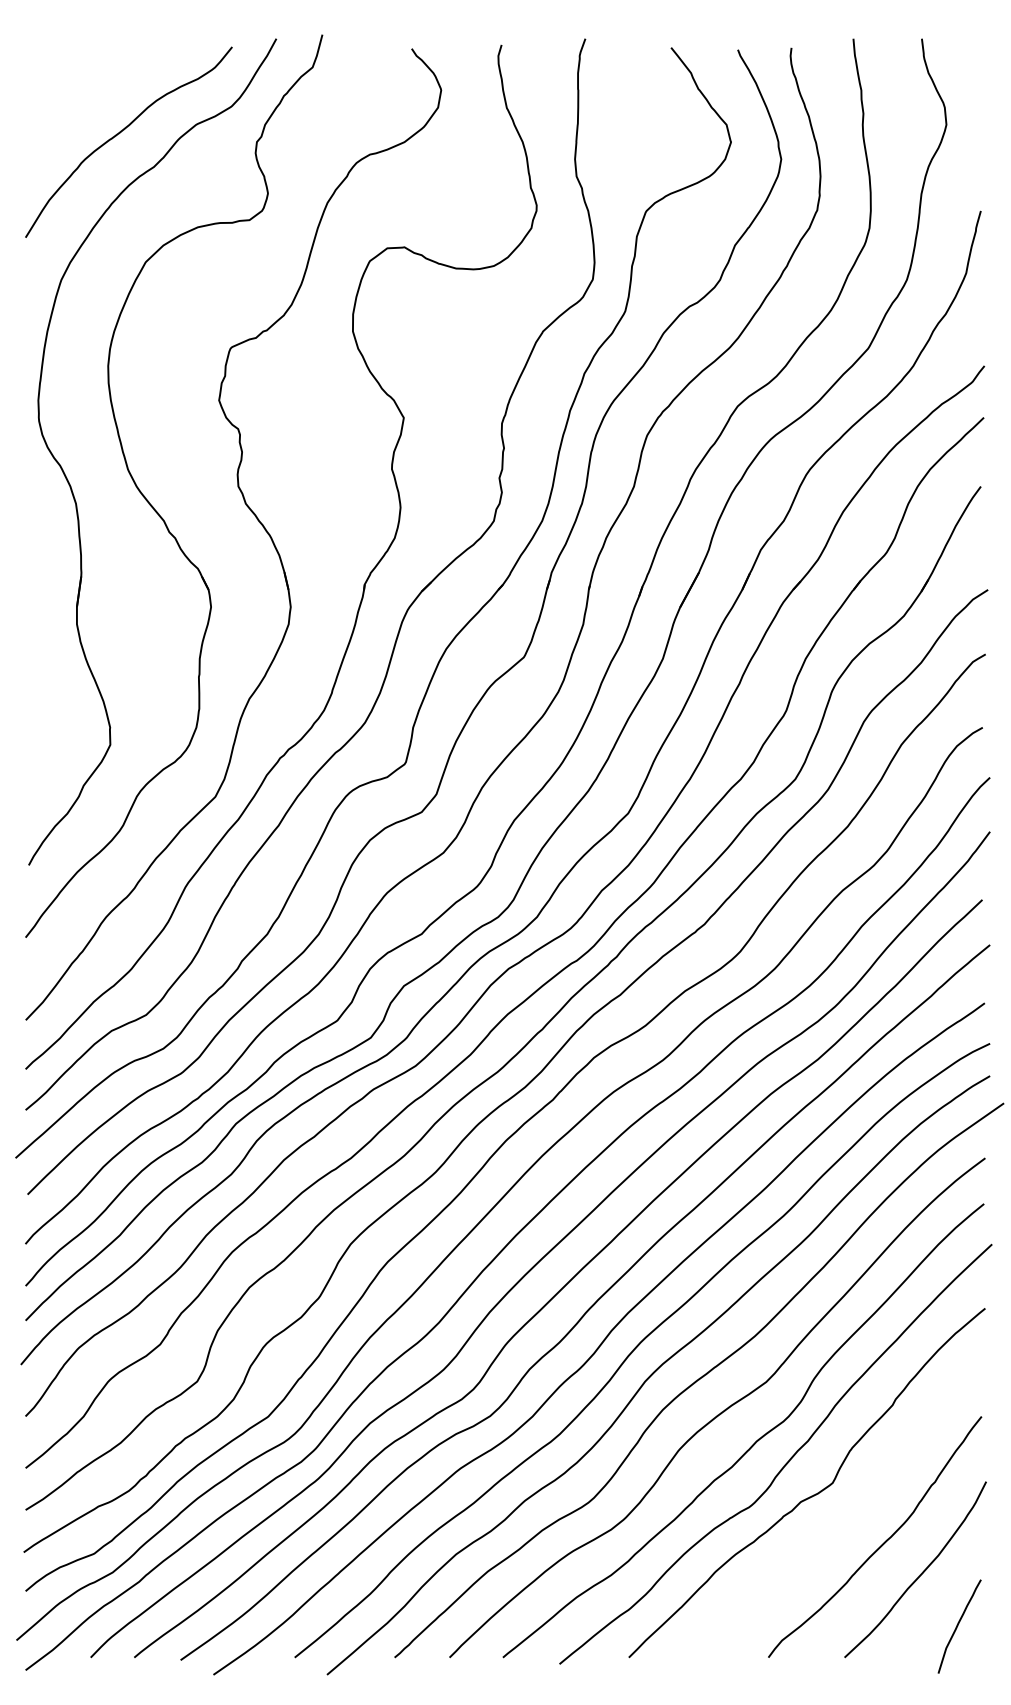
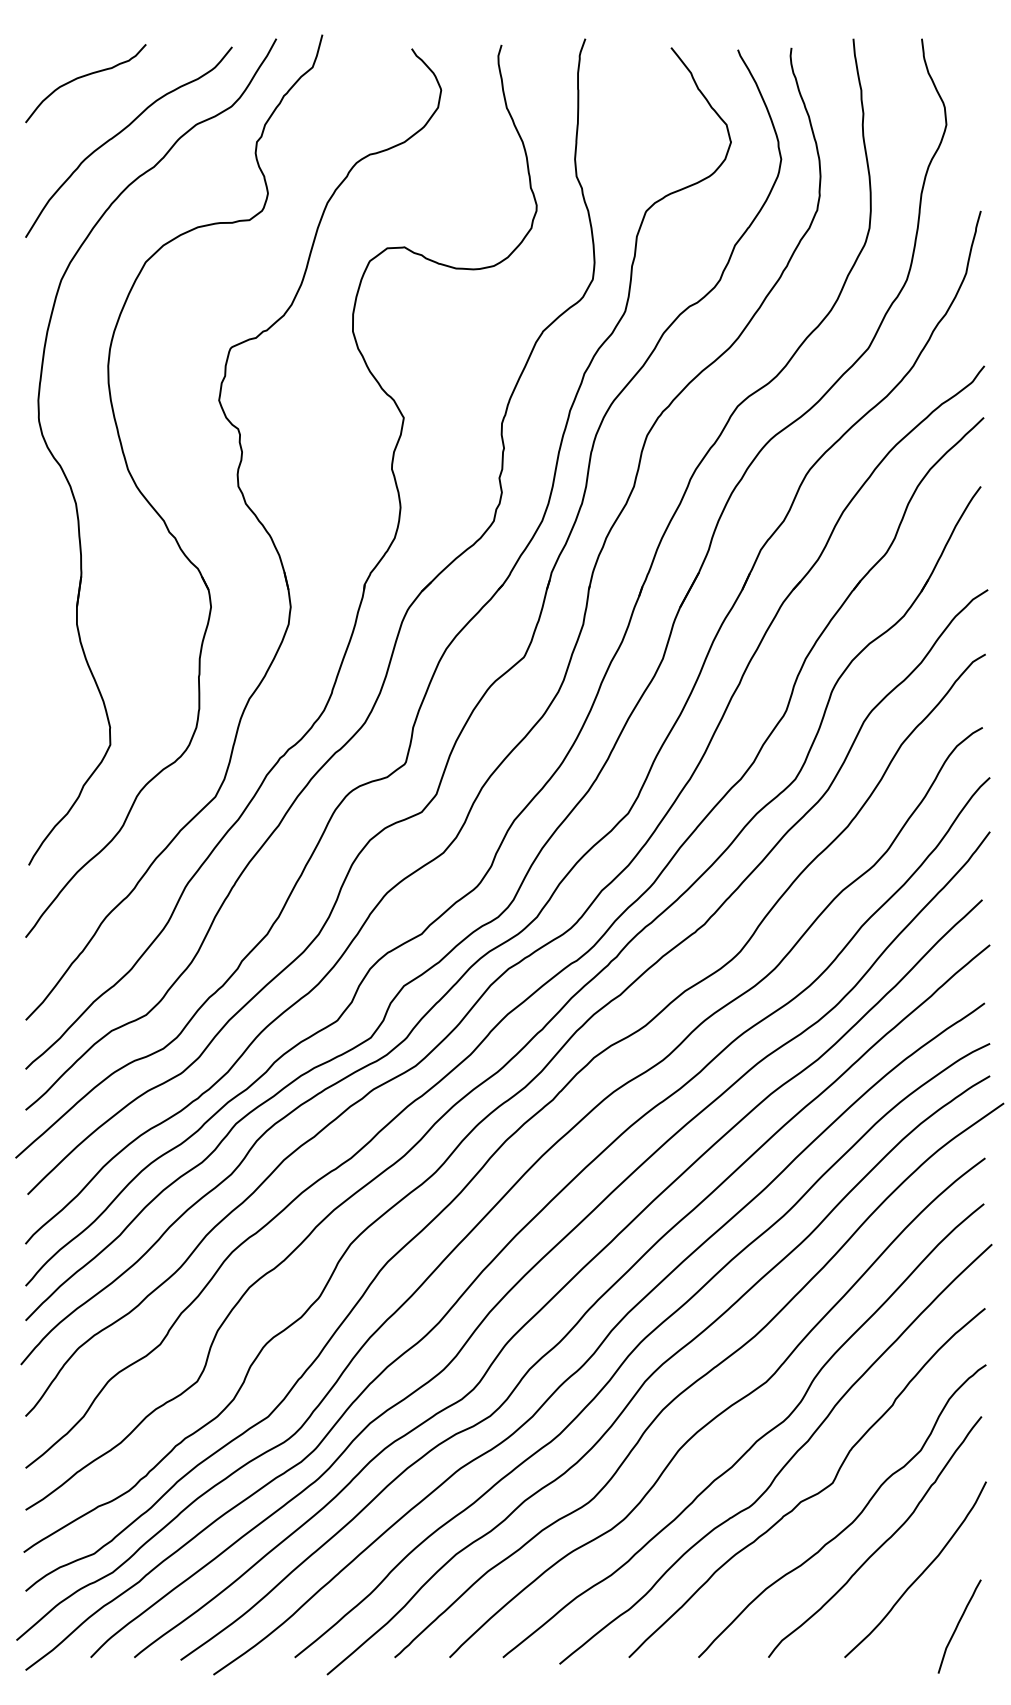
curve: none -> present (83, 77)
curve: none -> present (855, 1517)
